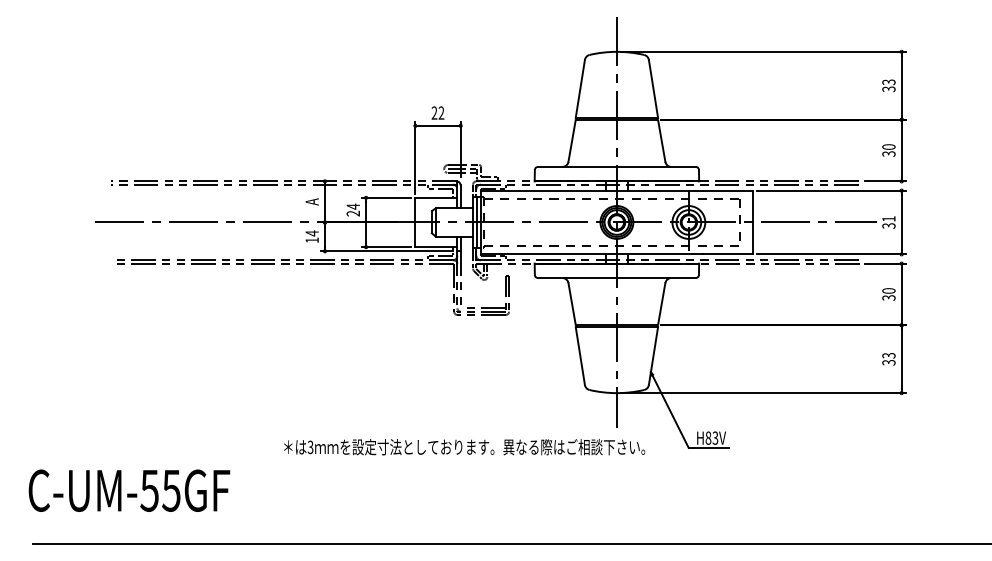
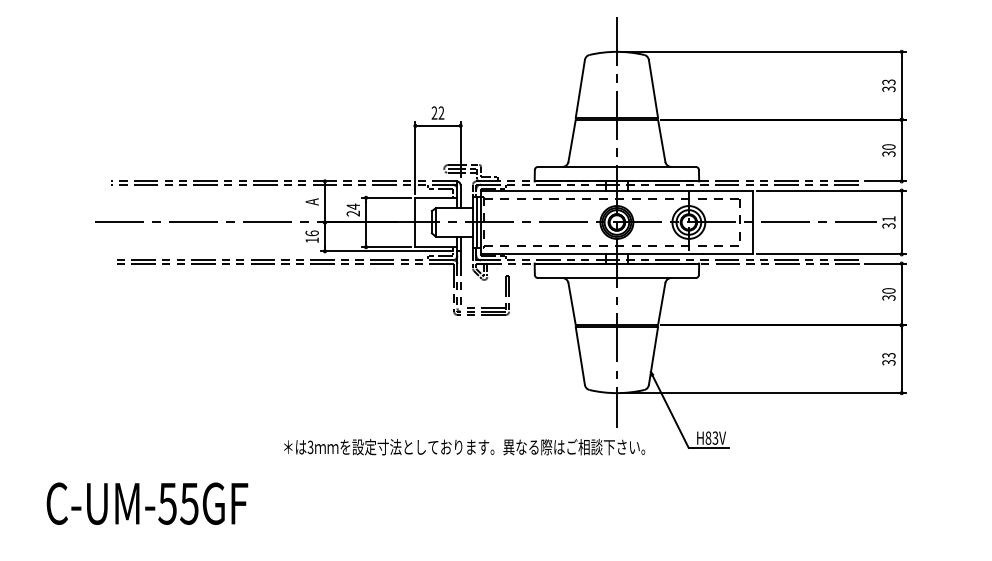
text: 14 -> 16 (311, 233)
text position: (129, 490) -> (147, 503) (147, 503)
line: present -> none (510, 544)
